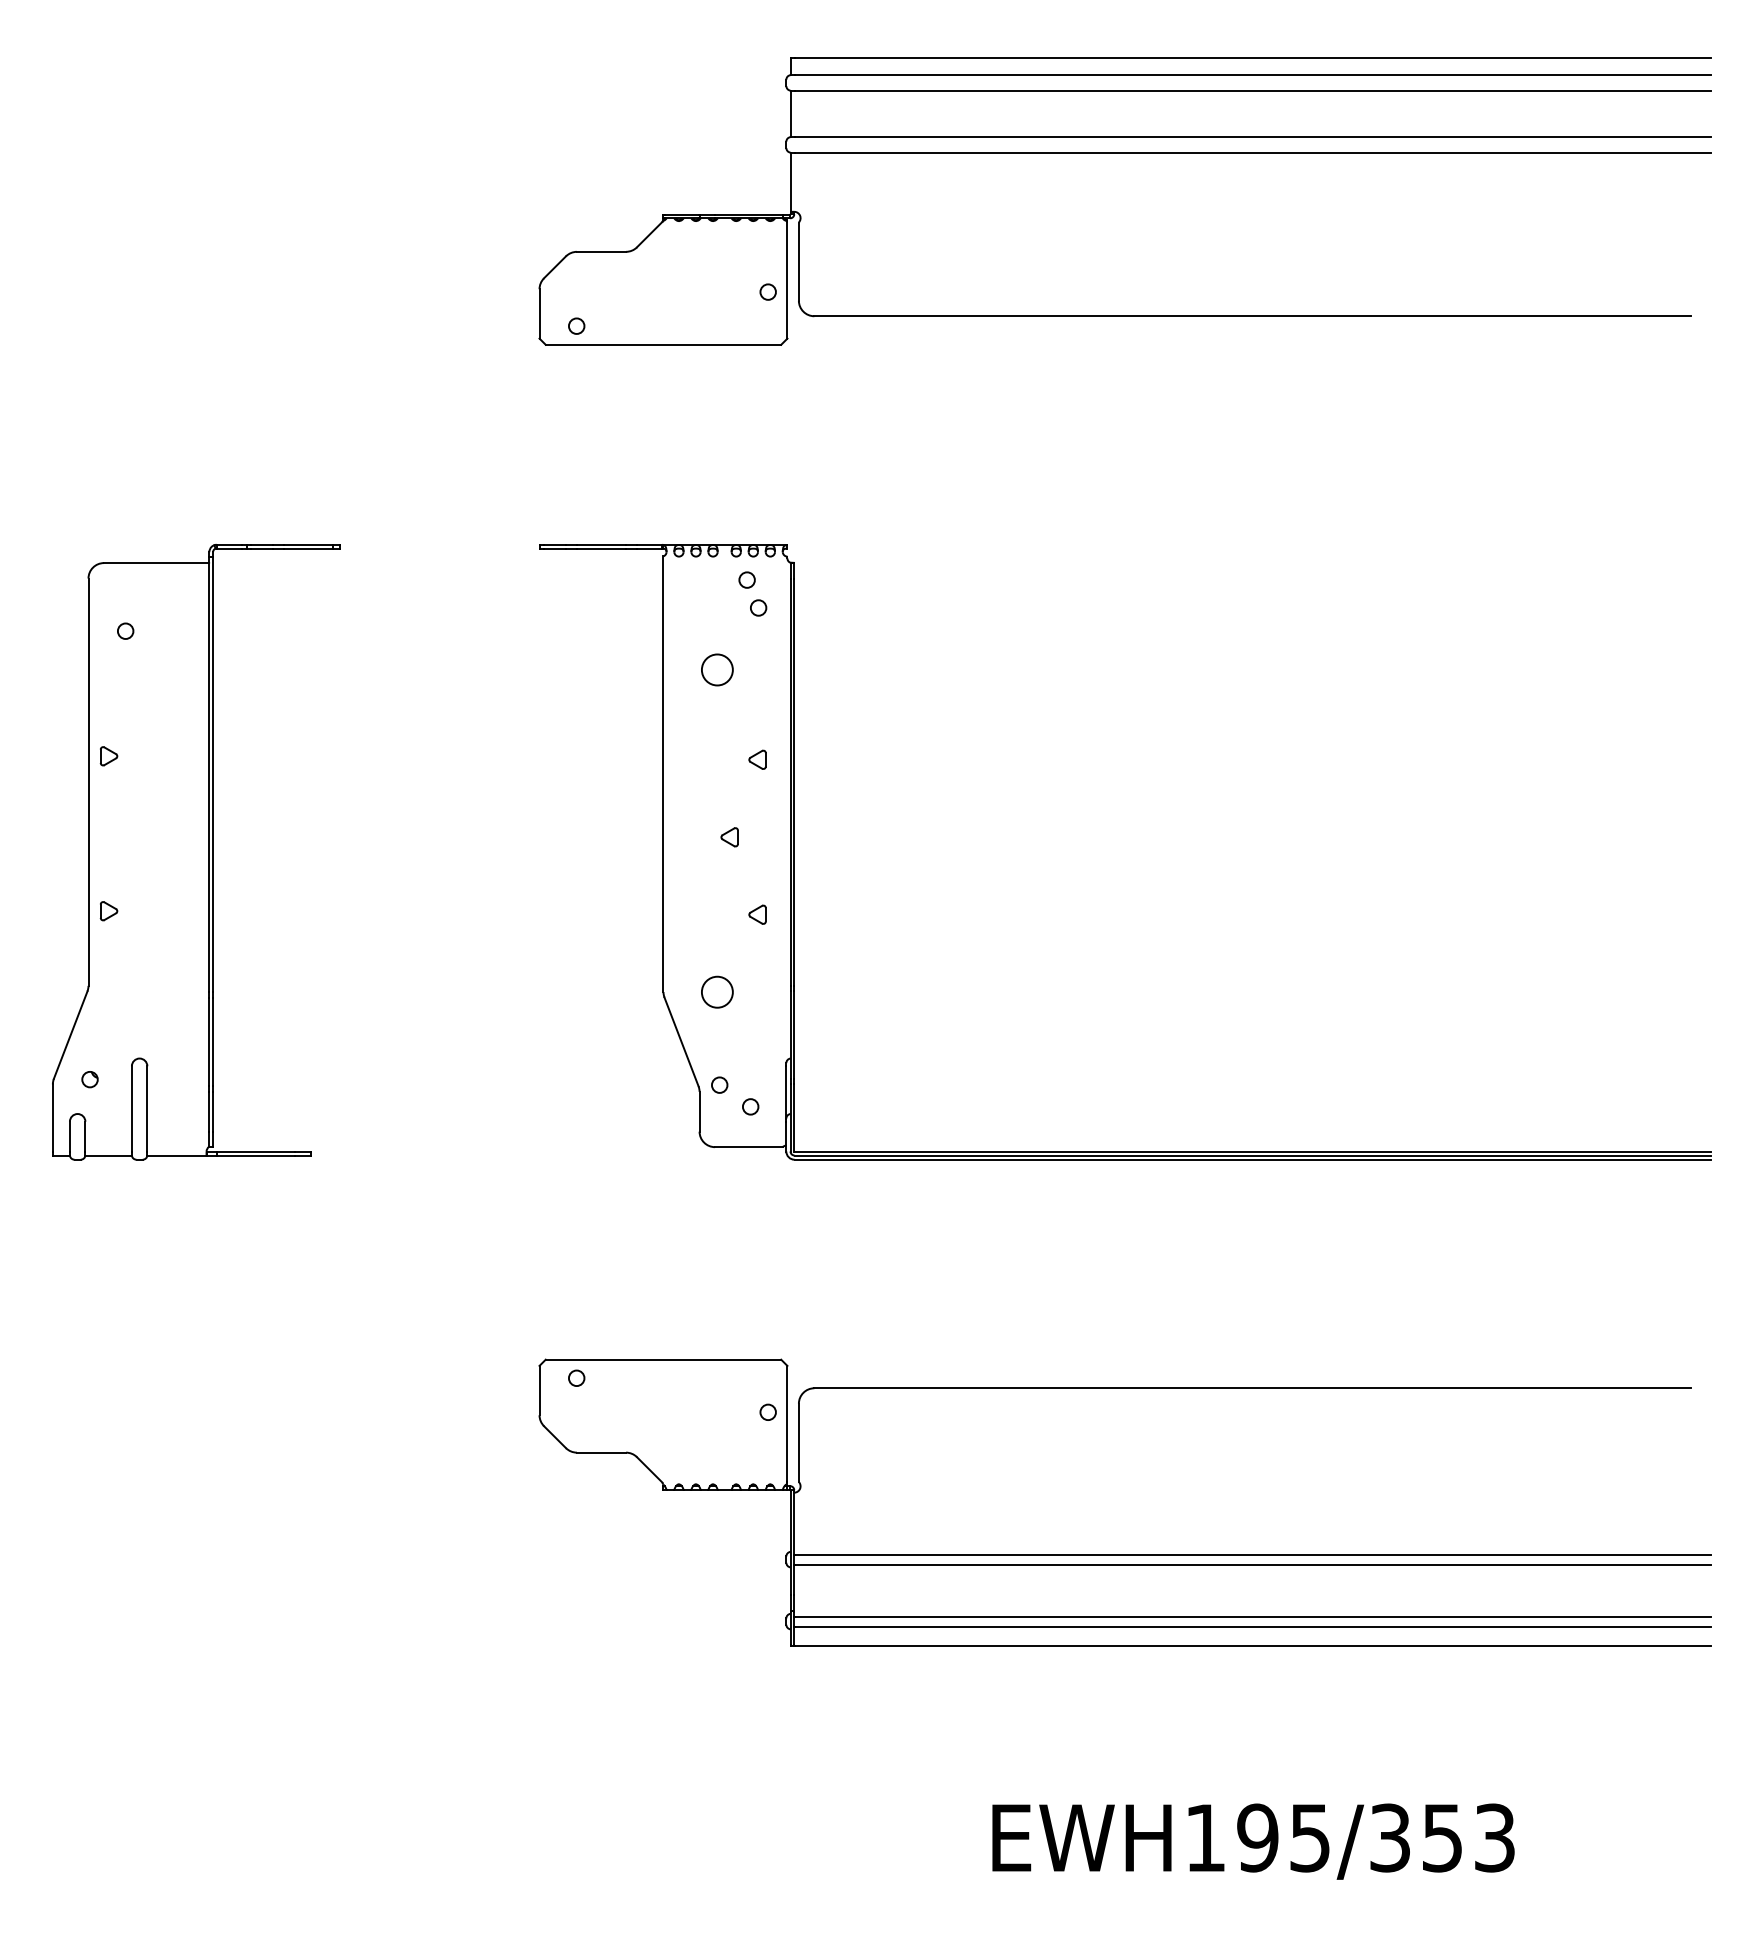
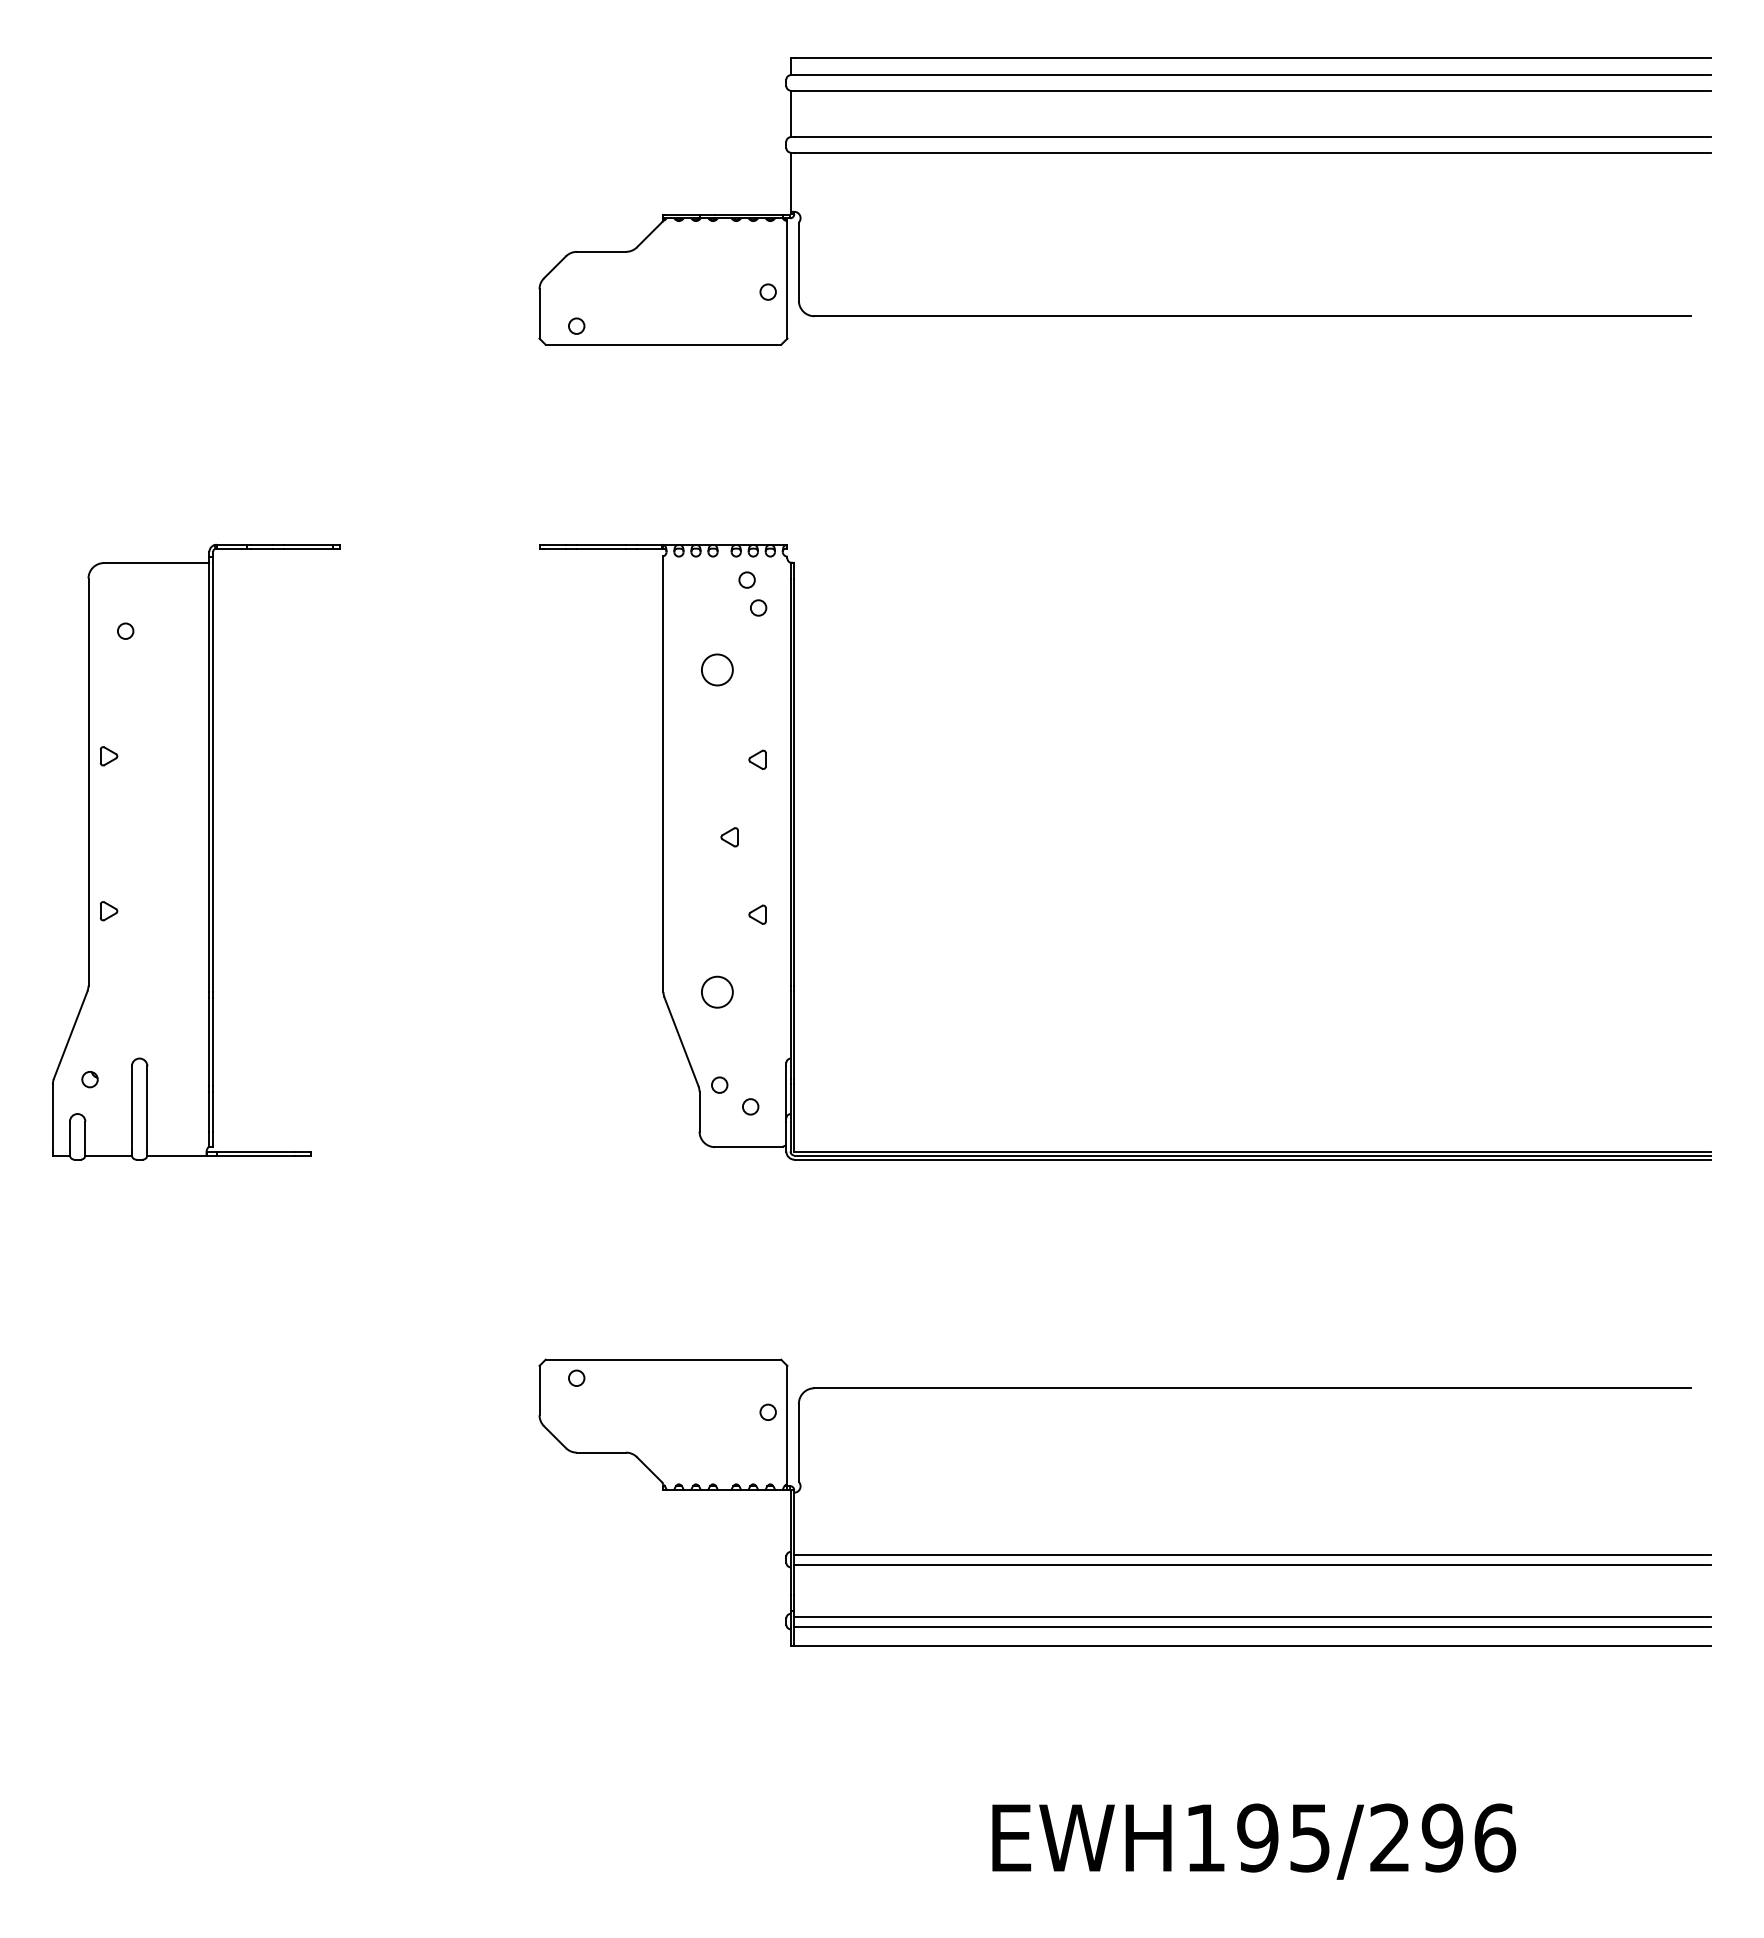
text: EWH195/353 -> EWH195/296 (1443, 1837)
